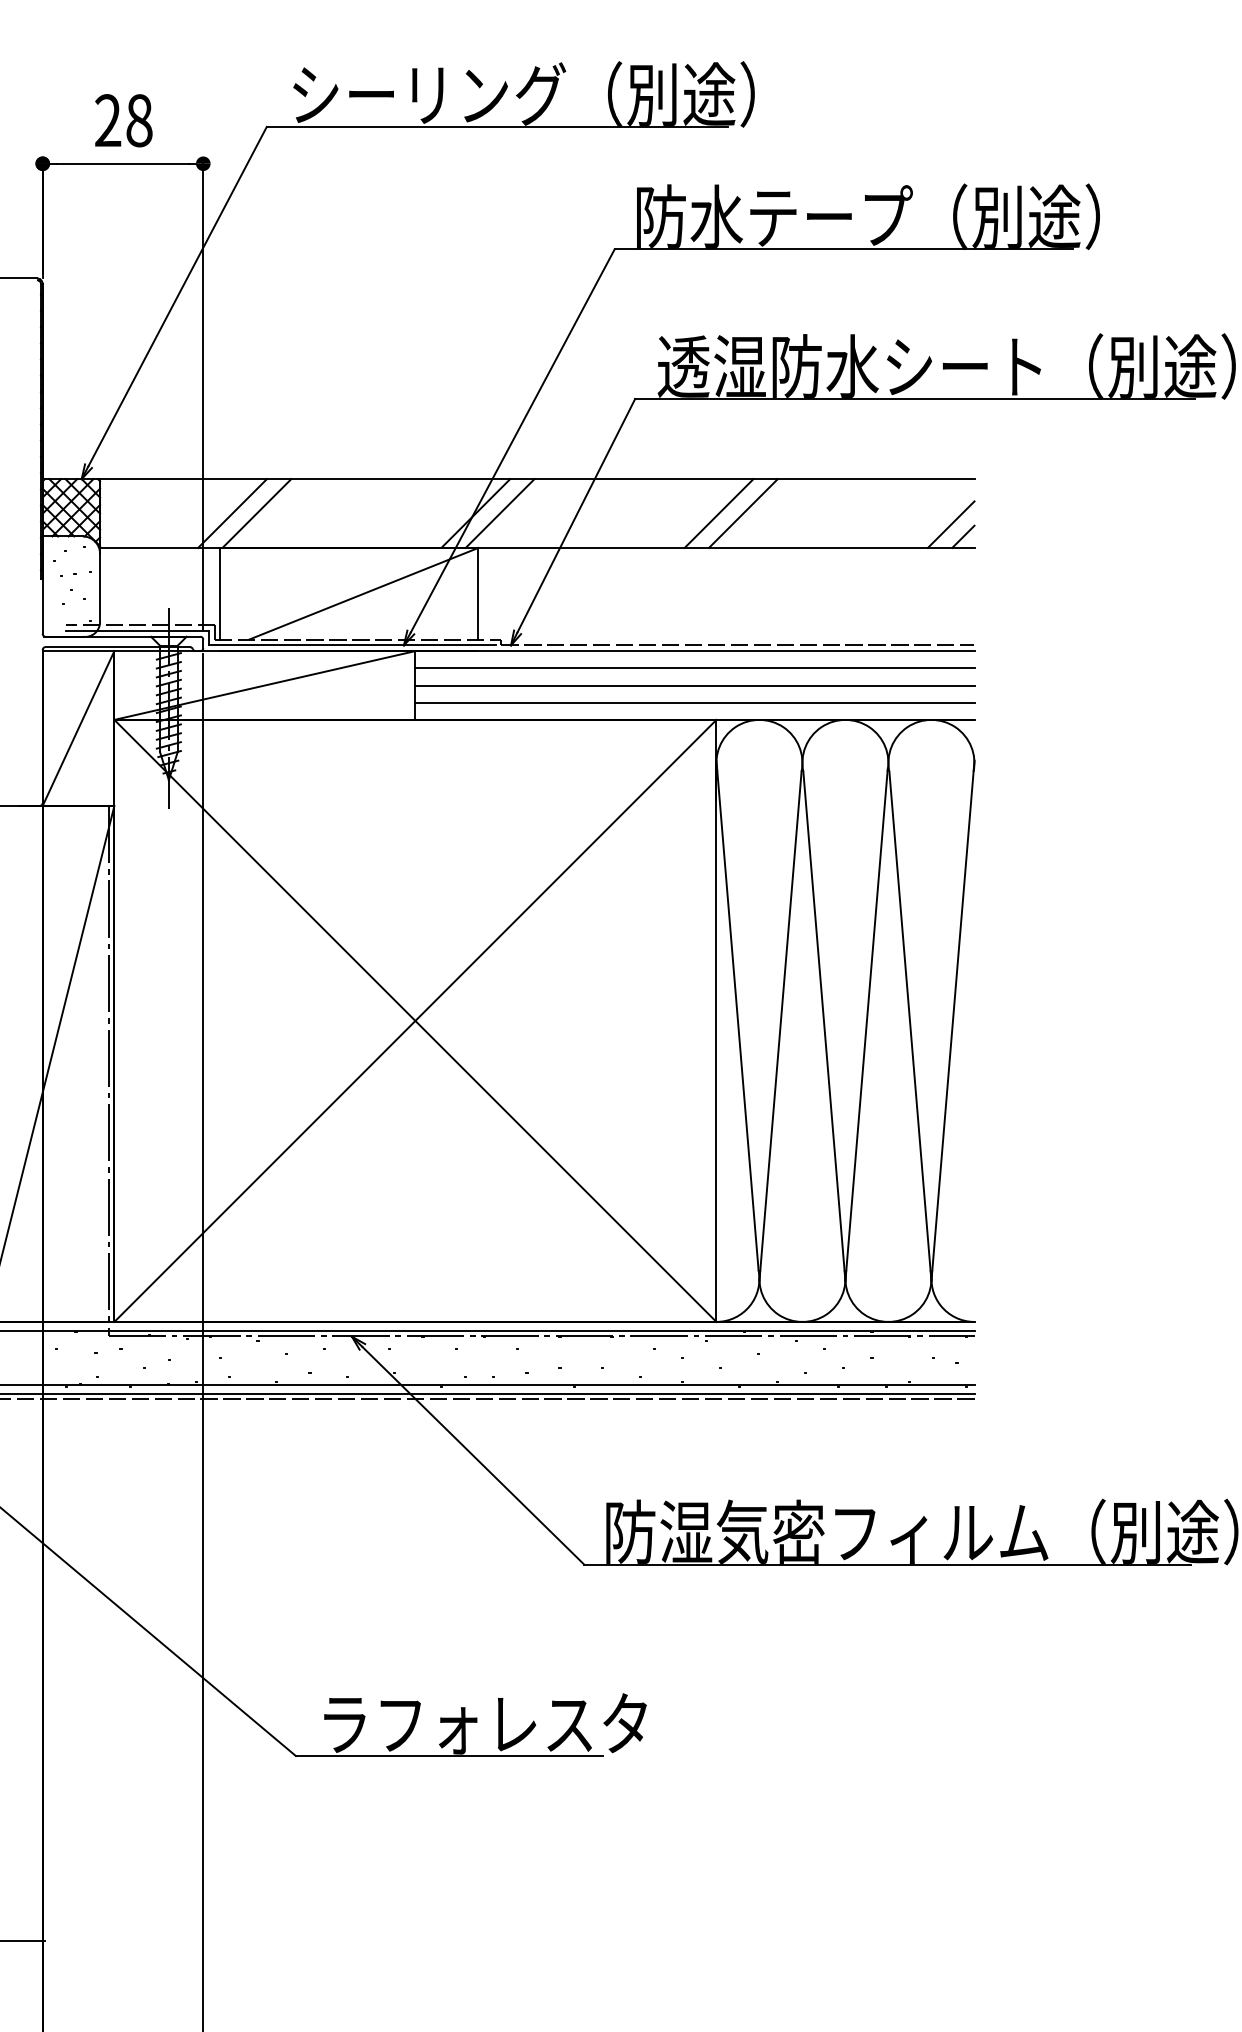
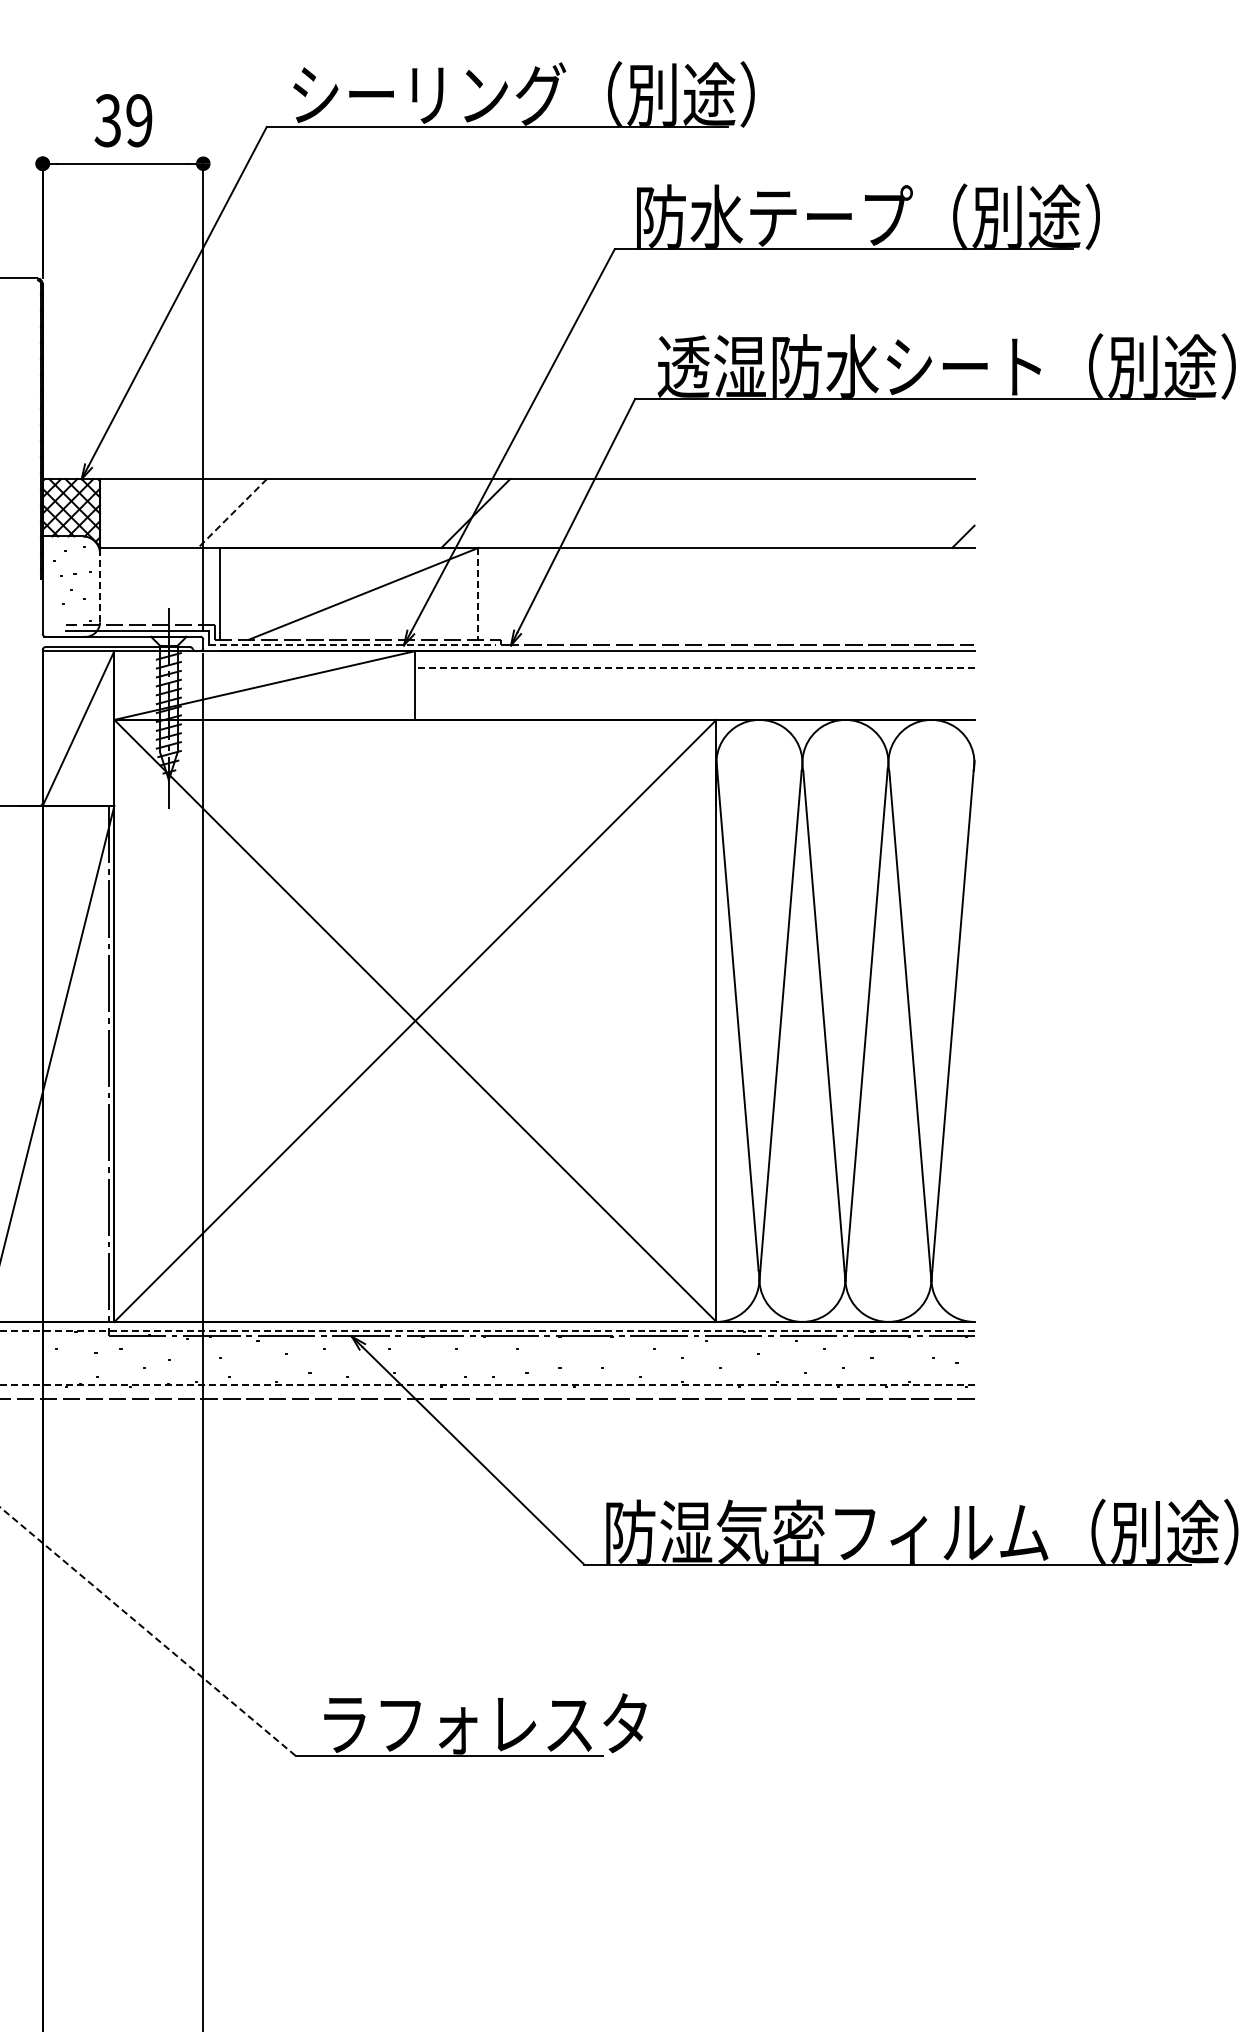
text: 28 -> 39 (123, 120)
line: solid -> dashed (232, 513)
line: present -> none (256, 513)
line: present -> none (499, 513)
line: present -> none (718, 513)
line: present -> none (743, 513)
line: present -> none (950, 524)
line: solid -> dashed (100, 587)
line: solid -> dashed (478, 593)
line: solid -> dashed (352, 645)
line: solid -> dashed (694, 668)
line: present -> none (694, 685)
line: present -> none (694, 702)
line: solid -> dashed (486, 1330)
line: solid -> dashed (486, 1385)
line: present -> none (488, 1393)
line: solid -> dashed (148, 1631)
line: present -> none (23, 1941)
